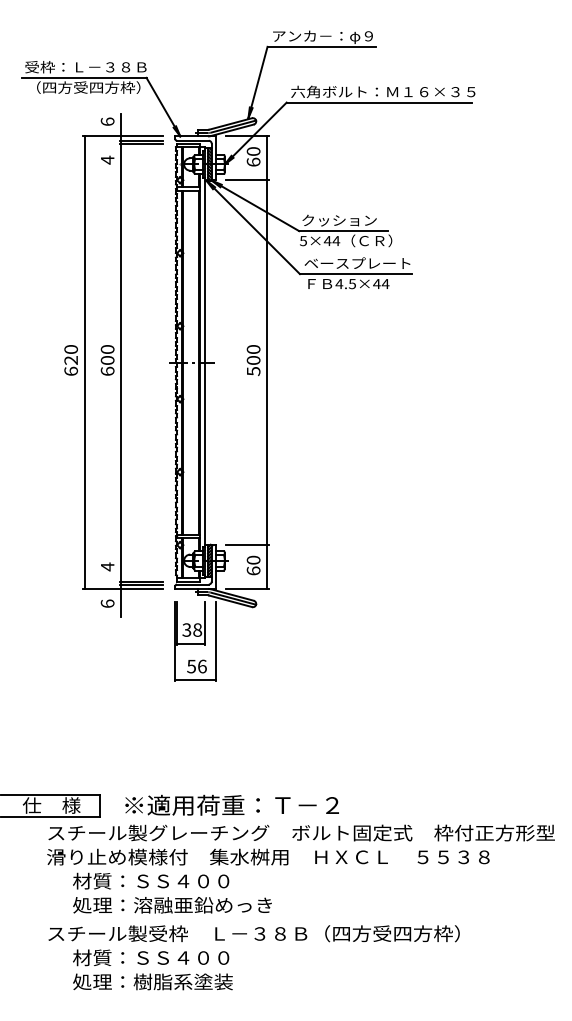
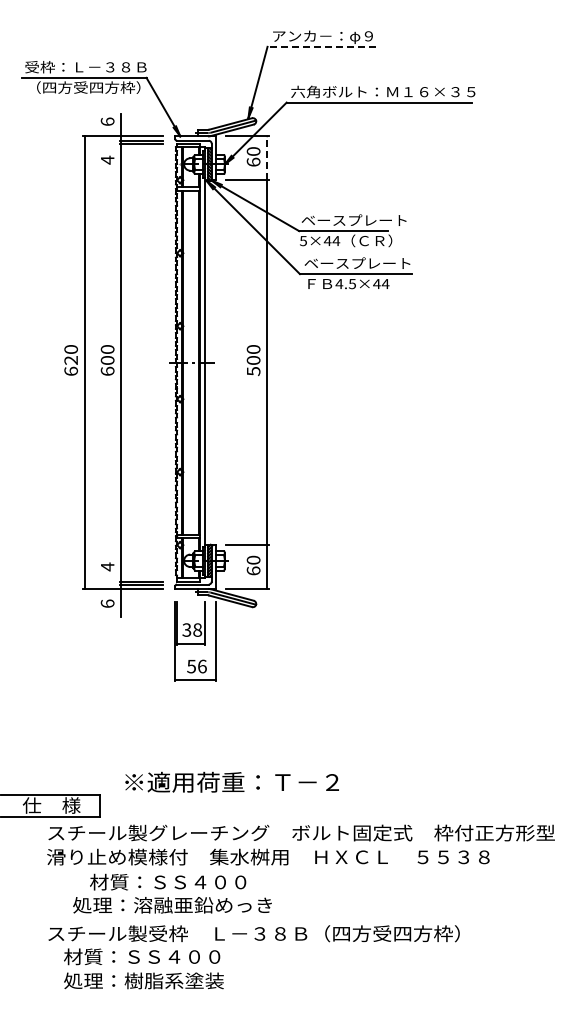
line: solid -> dashed (321, 46)
line: solid -> dashed (267, 158)
text: クッション -> ベースプレート (353, 220)
text position: (231, 804) -> (231, 781) (231, 781)
text position: (151, 880) -> (168, 881) (168, 881)
text position: (152, 969) -> (143, 968) (143, 968)
